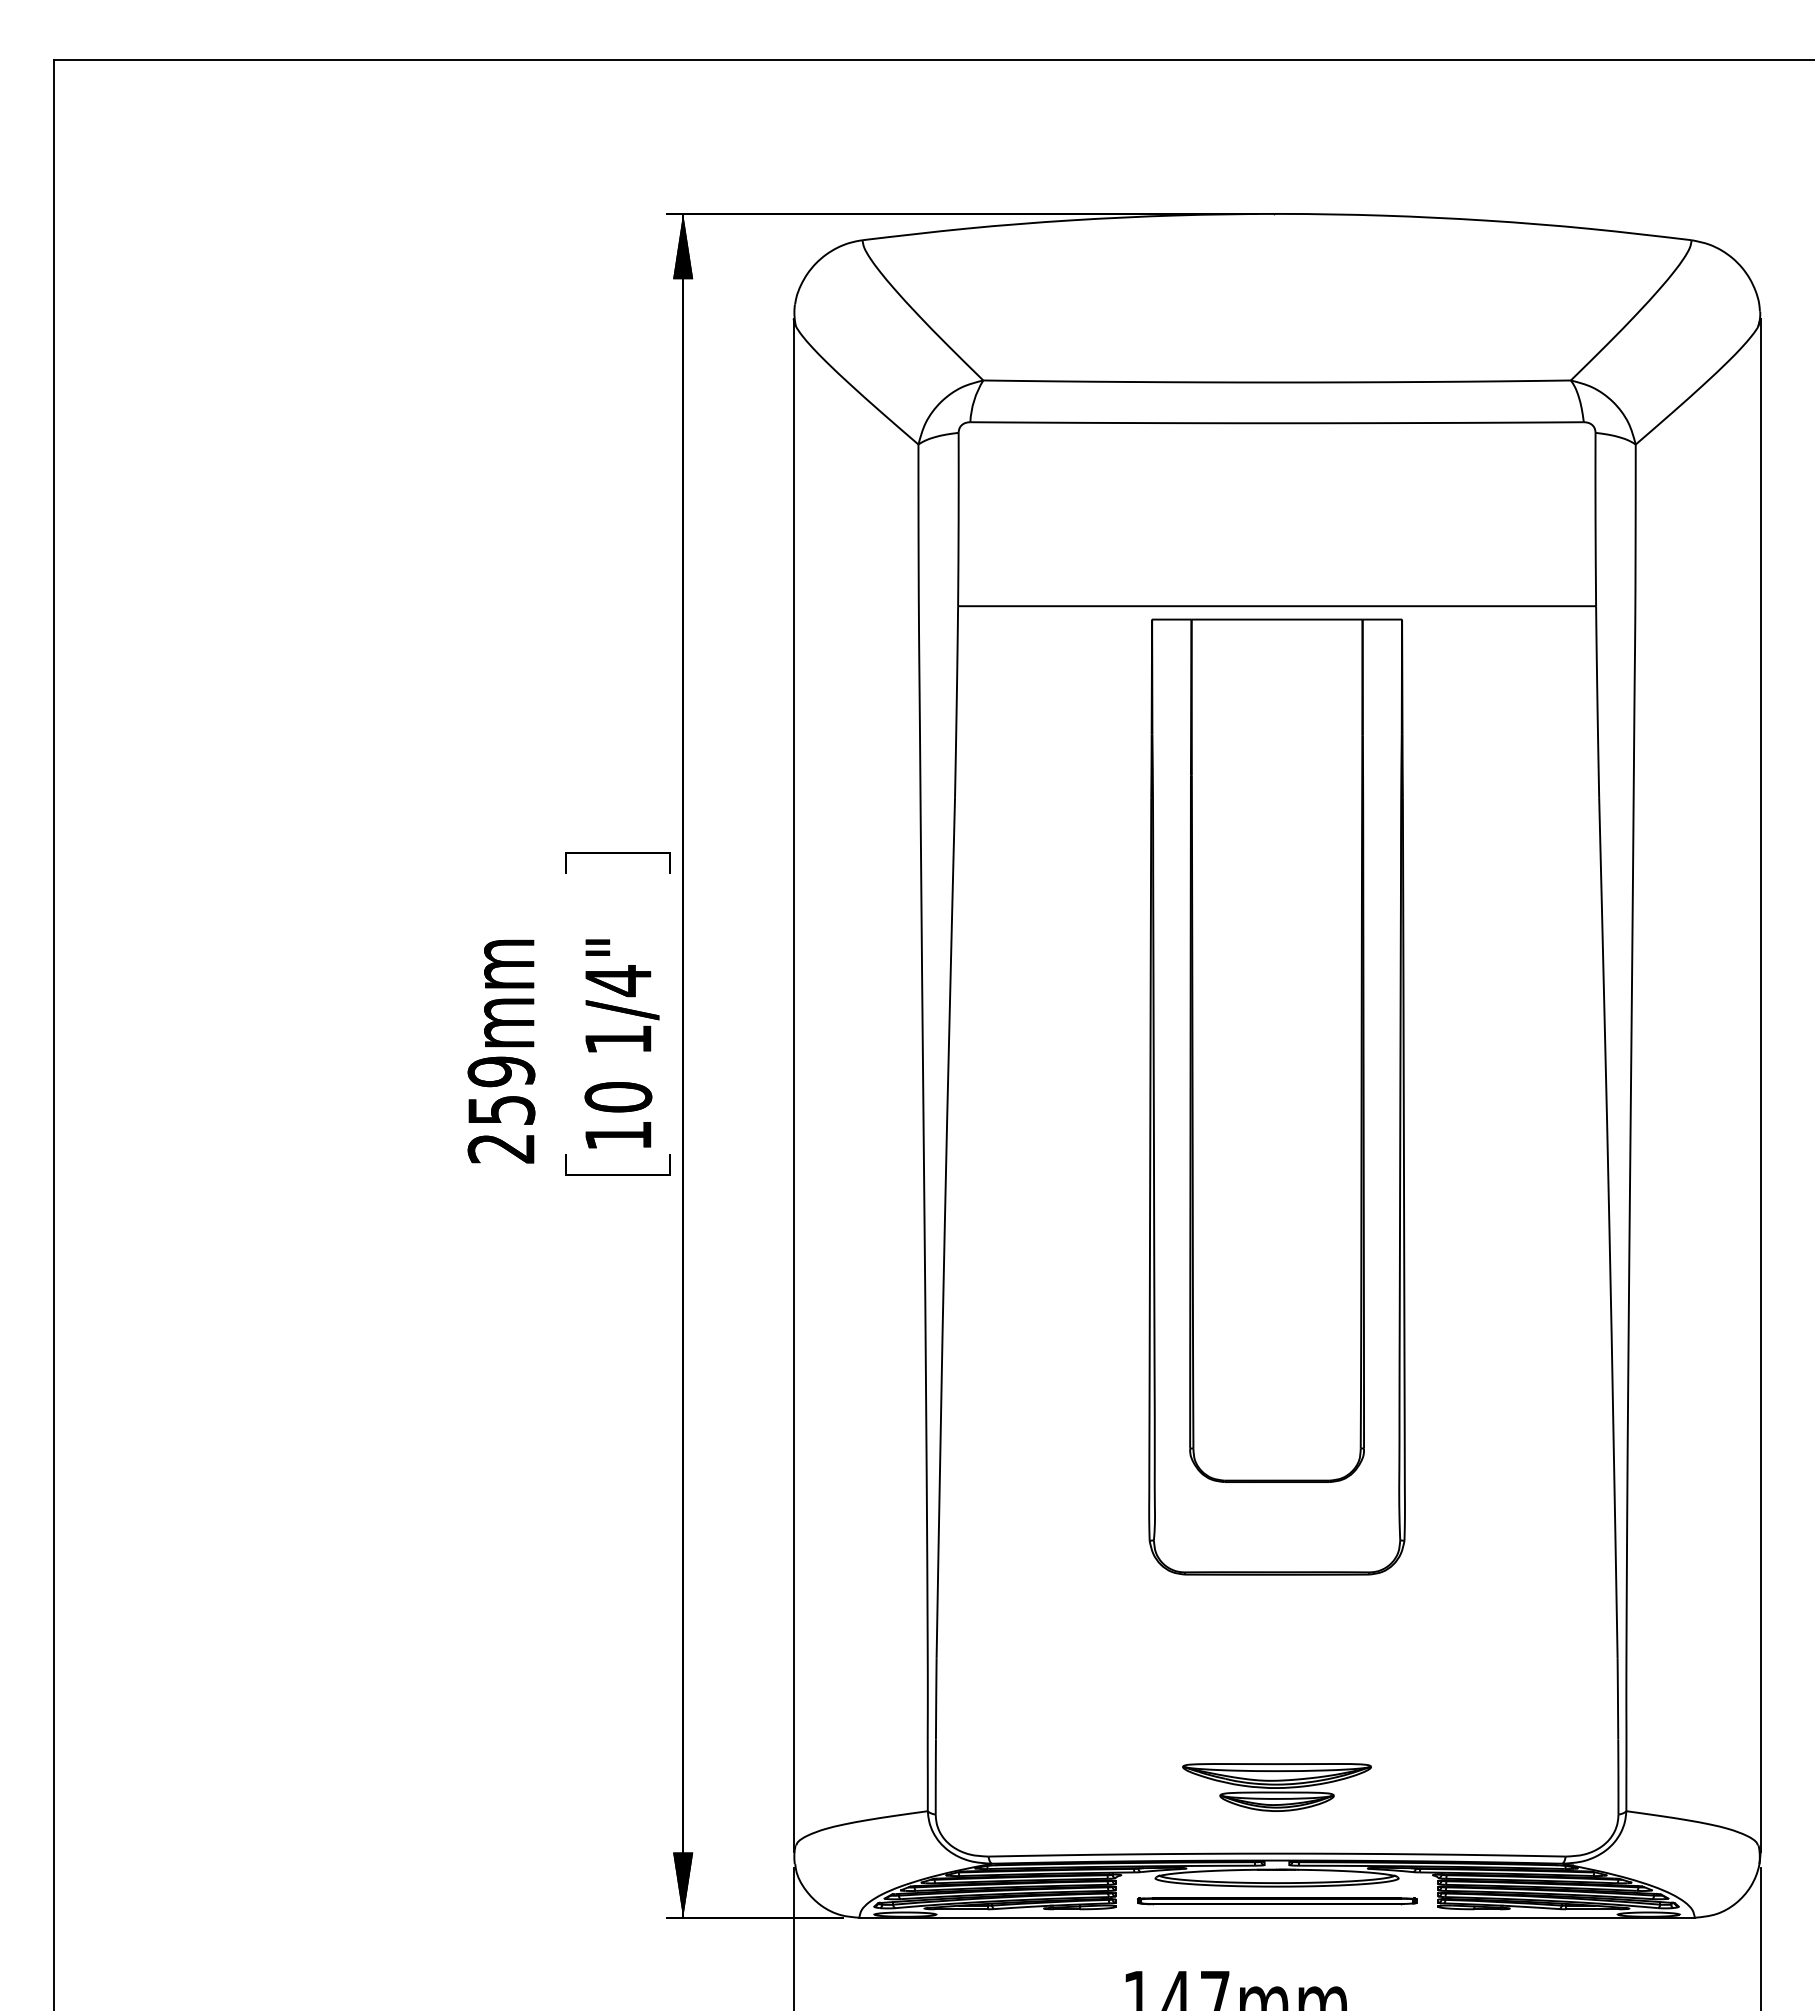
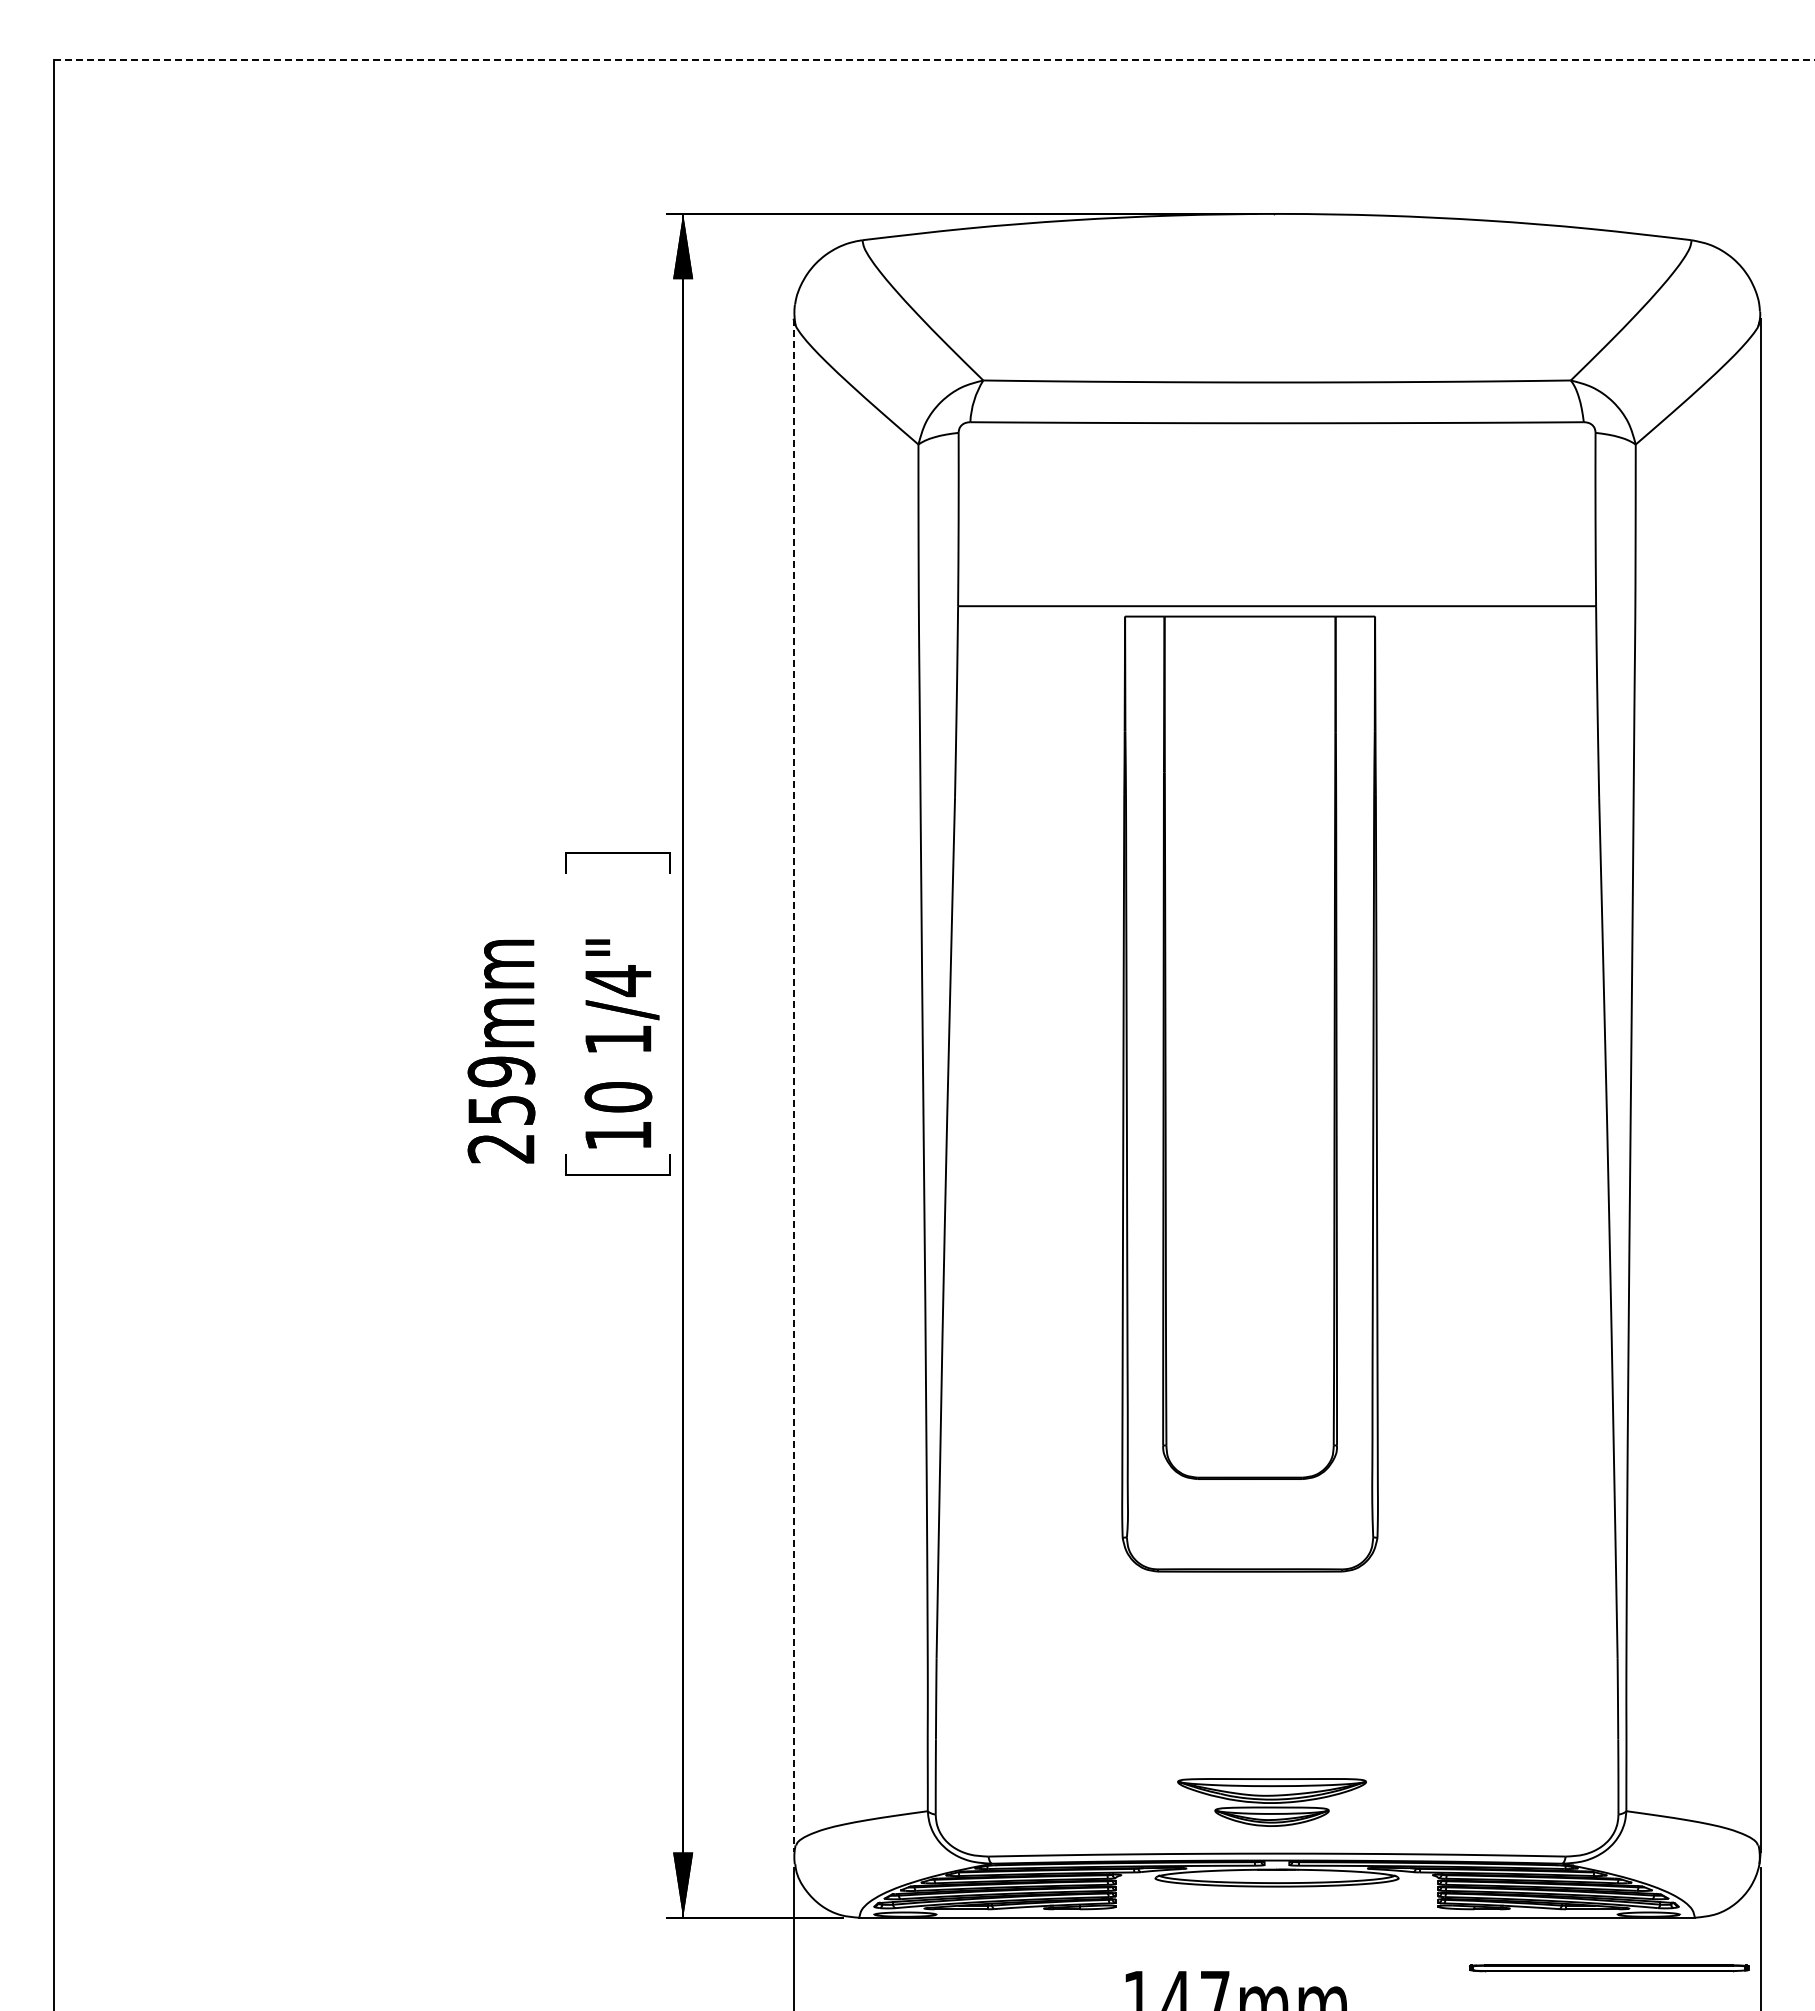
line: solid -> dashed (934, 60)
line: solid -> dashed (793, 1085)
part position: (1276, 1096) -> (1249, 1093) (1249, 1093)
part position: (1276, 1787) -> (1271, 1802) (1271, 1802)
part position: (1277, 1901) -> (1609, 1968) (1609, 1968)
